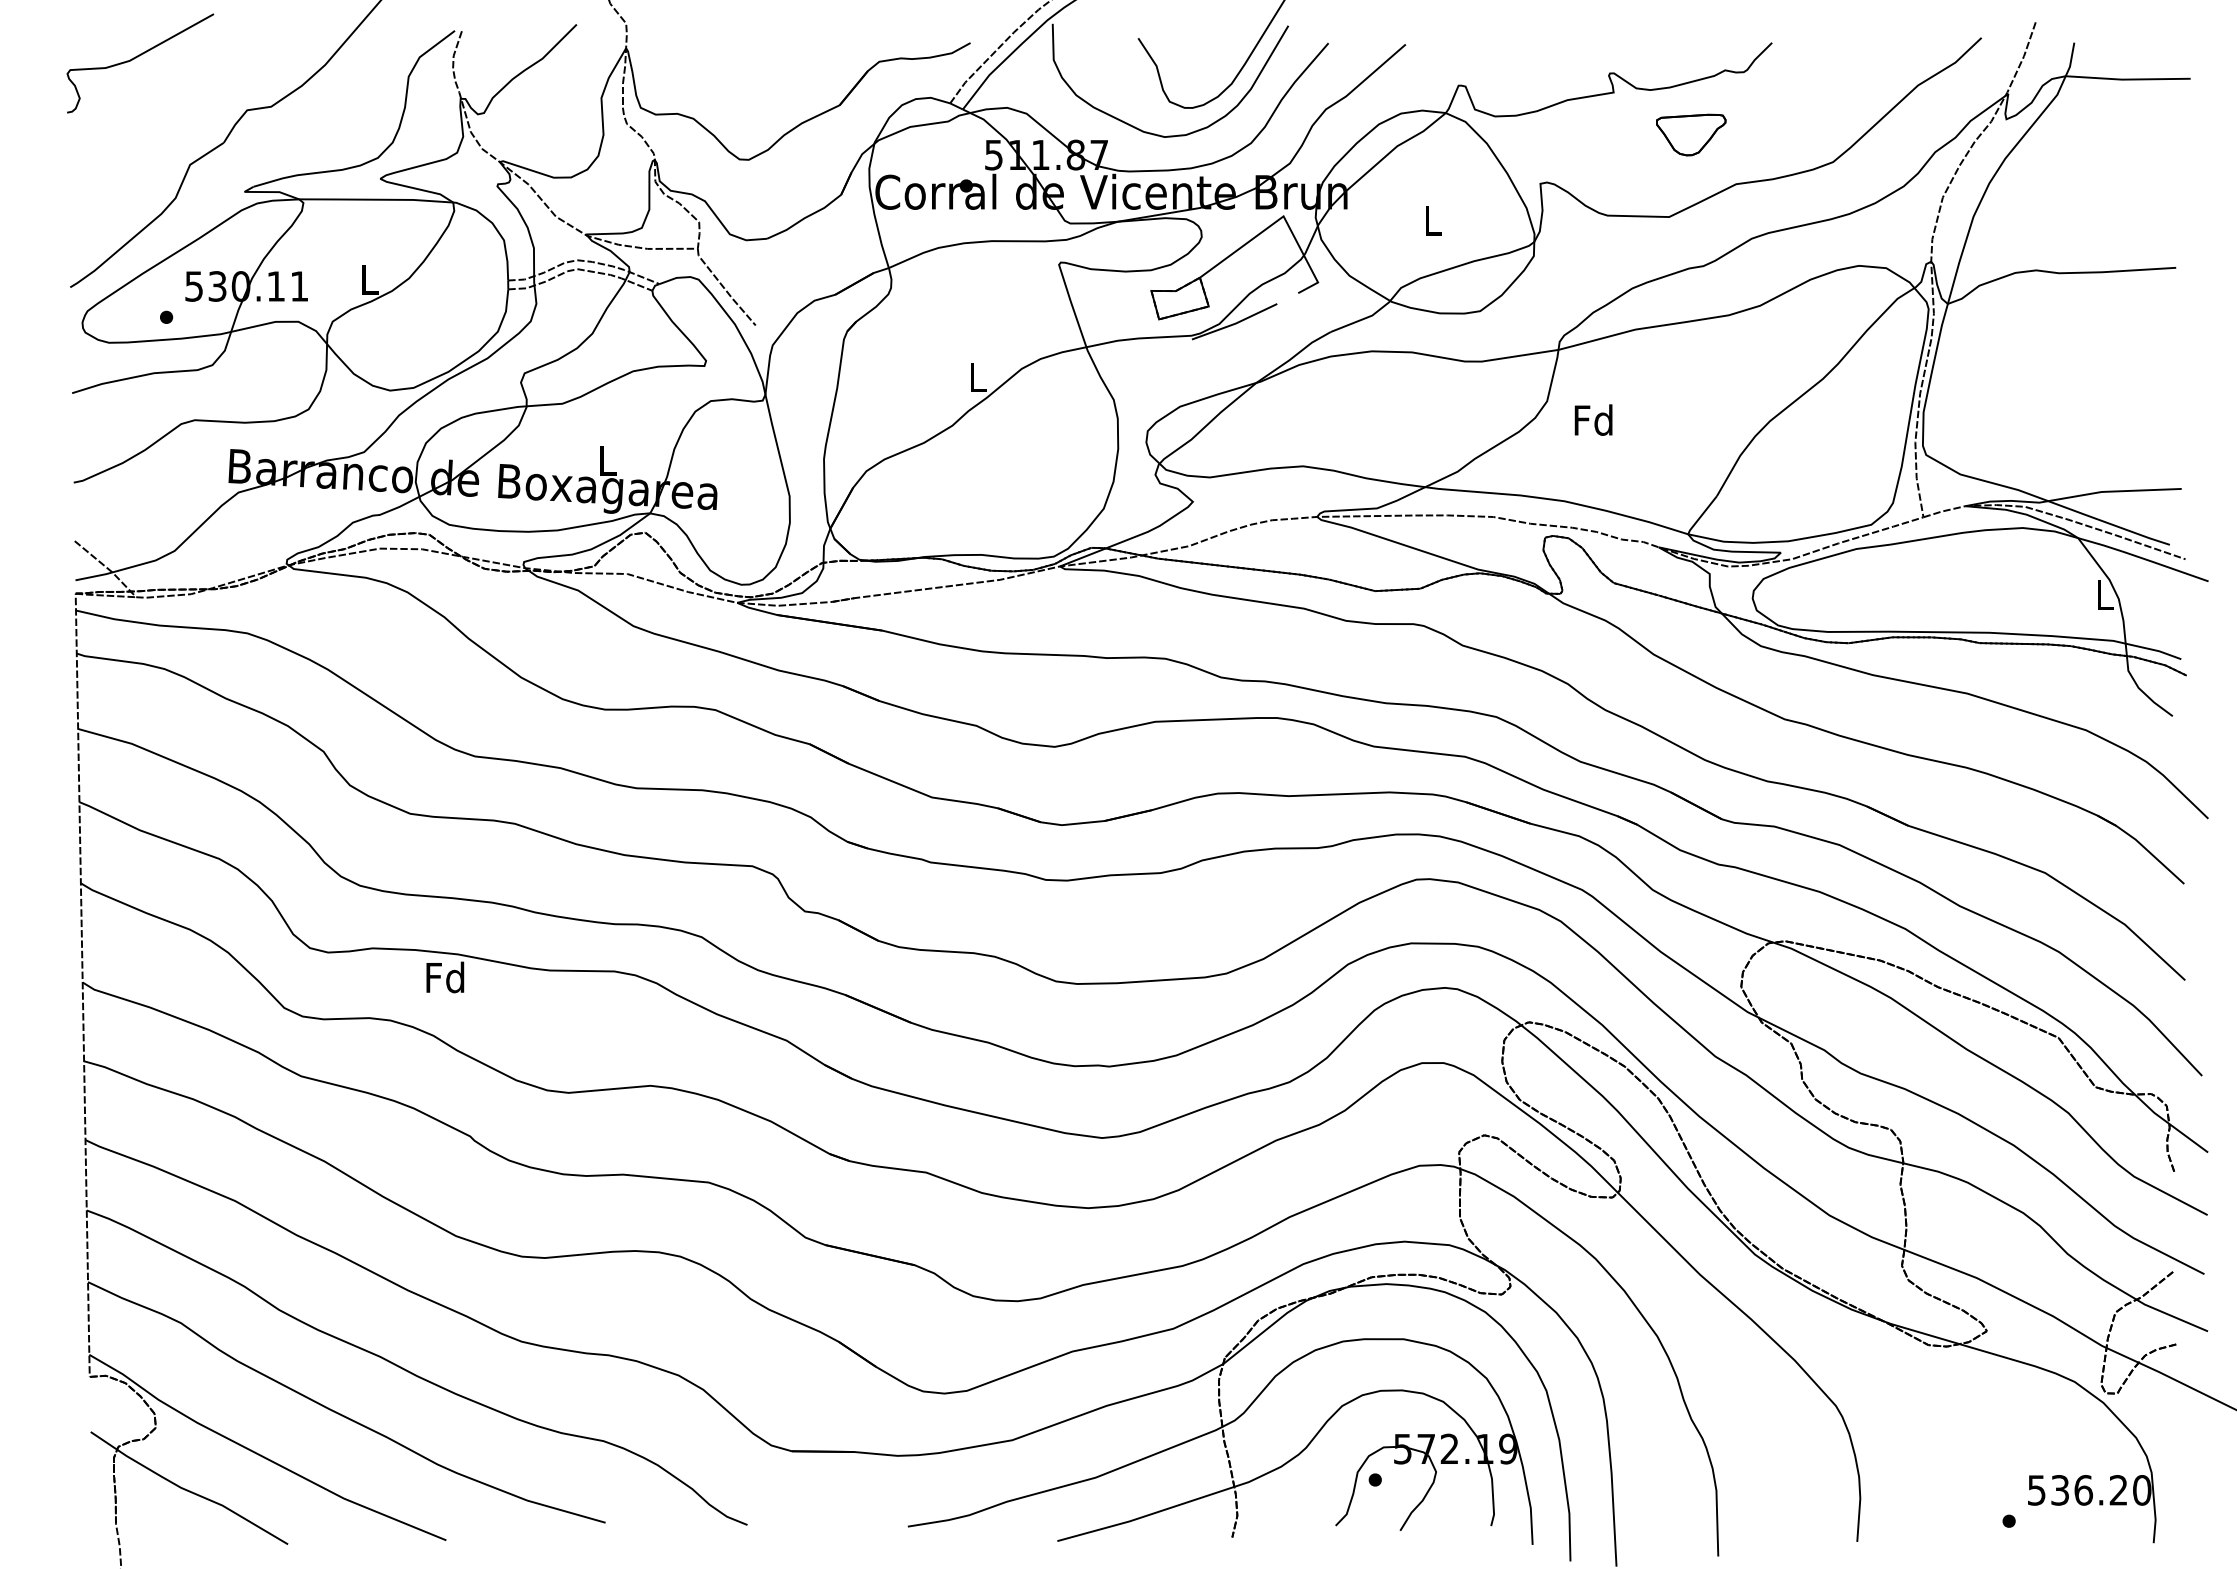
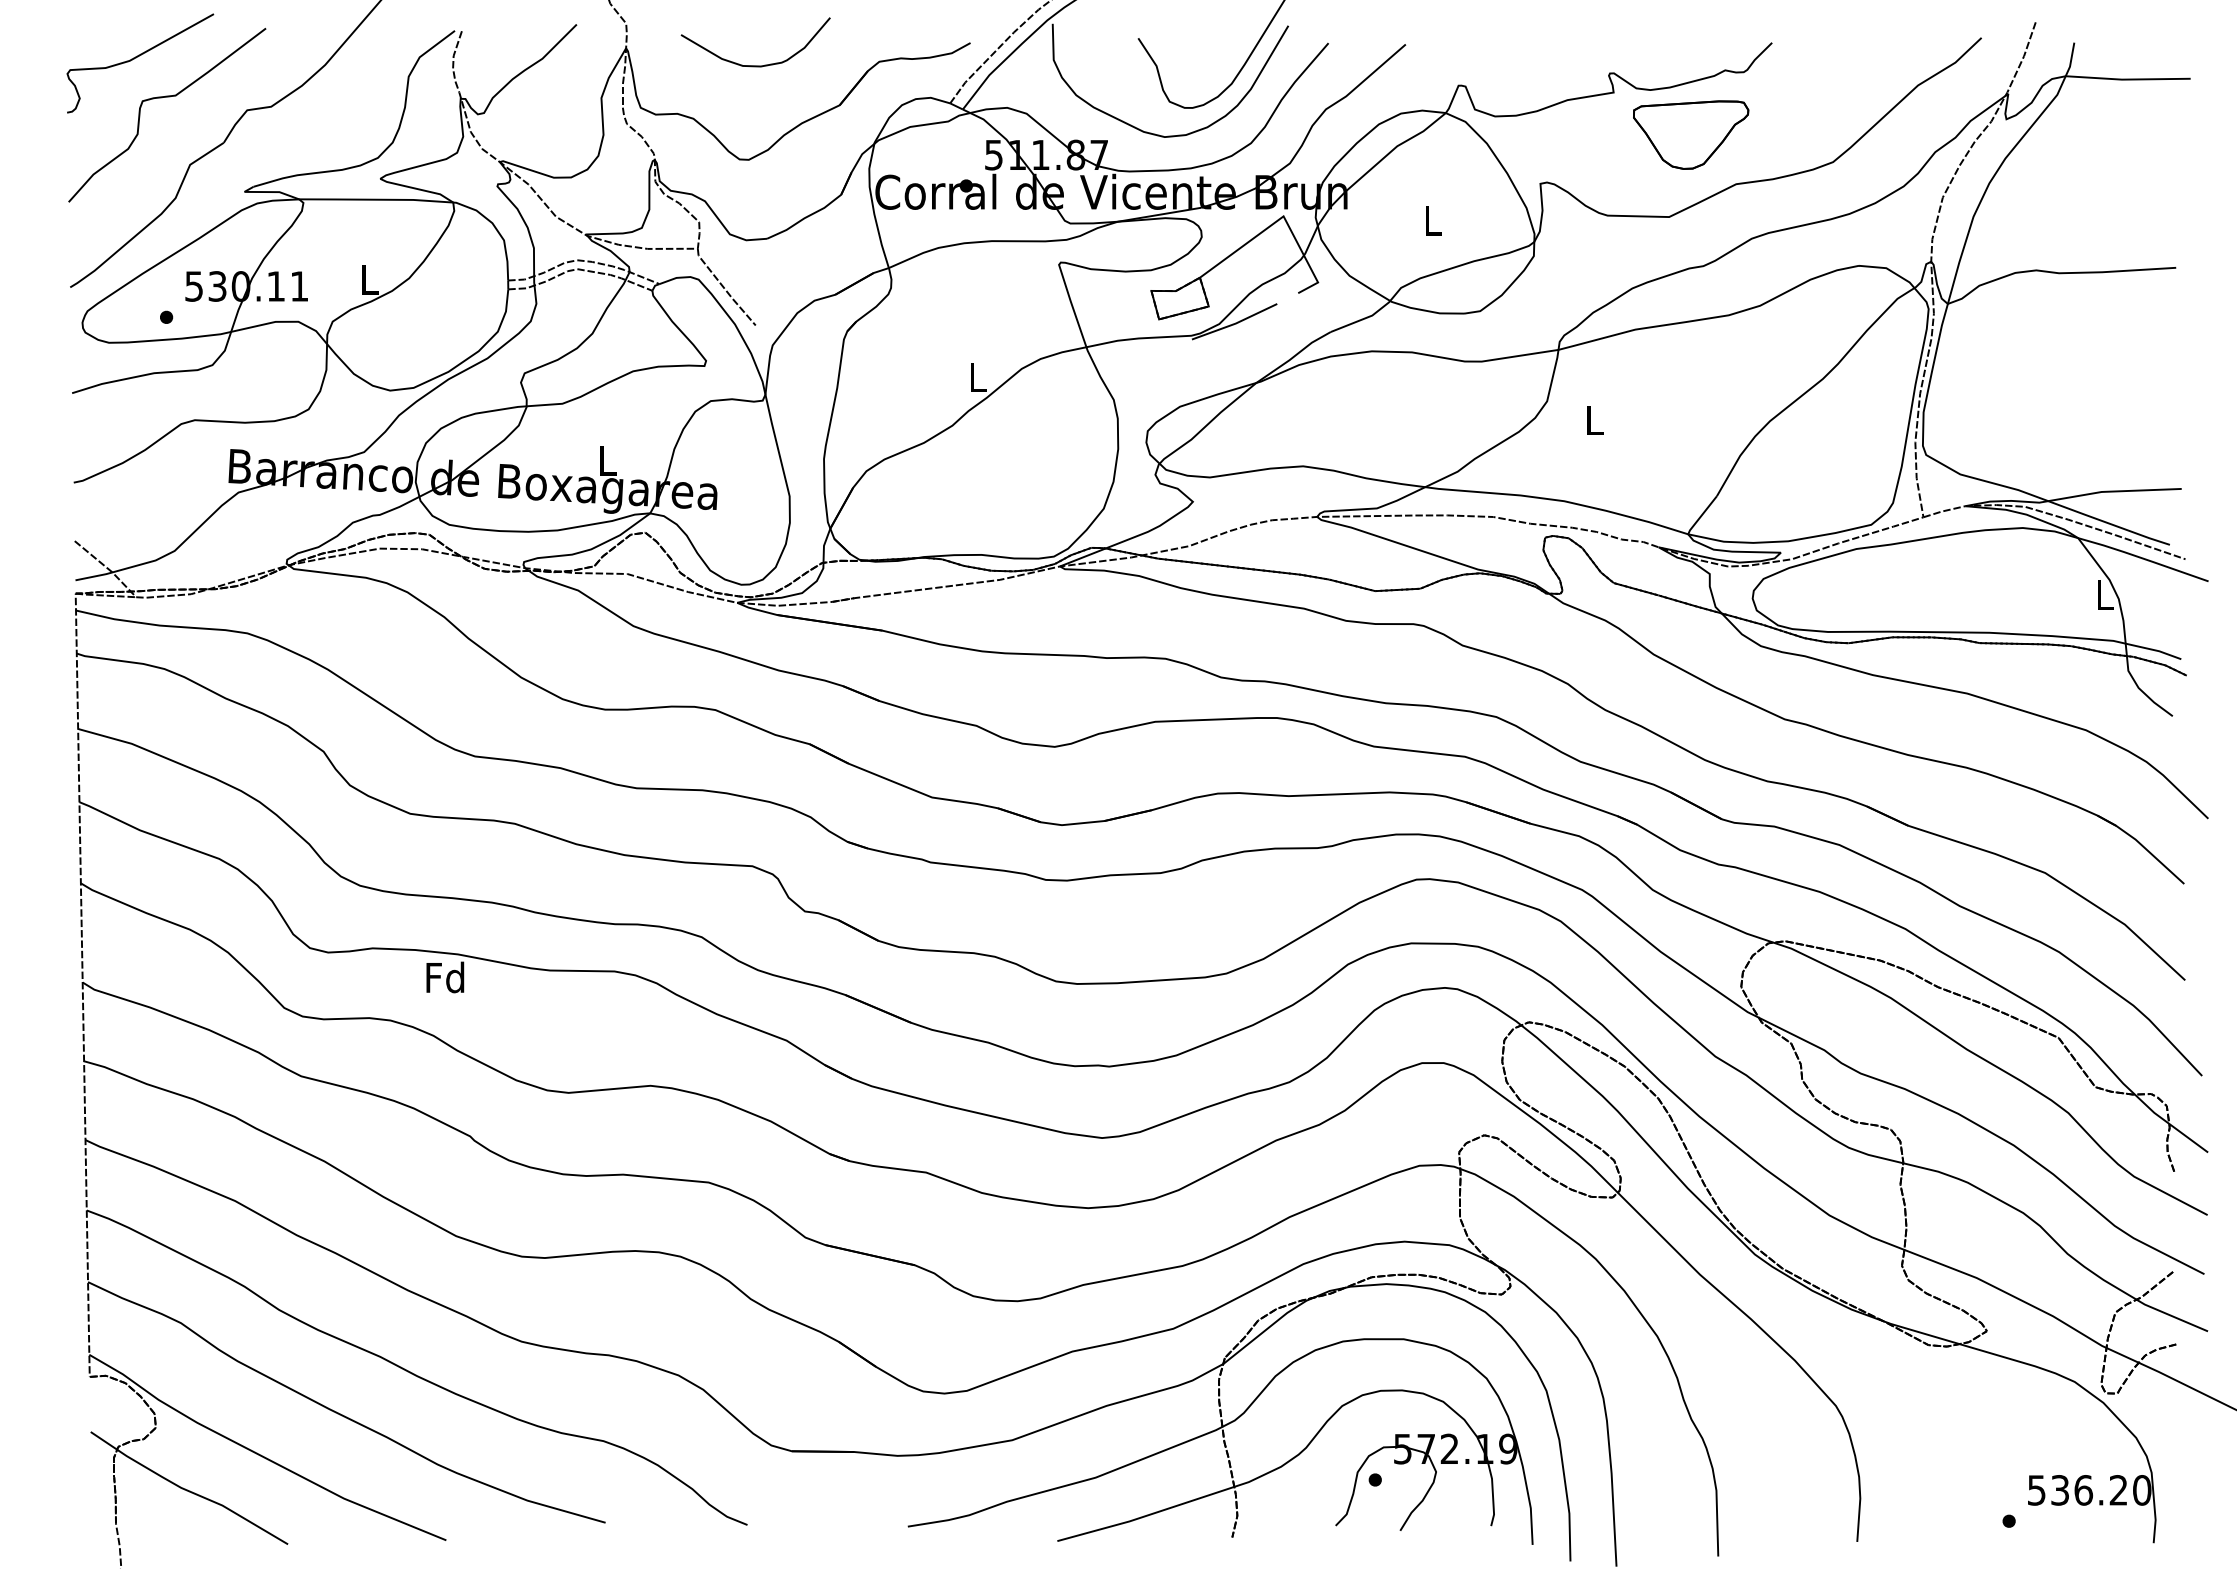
curve: none -> present (755, 65)
curve: none -> present (162, 98)
part size: 71x44 px -> 117x70 px (1691, 134)
text: Fd -> L (1593, 419)
